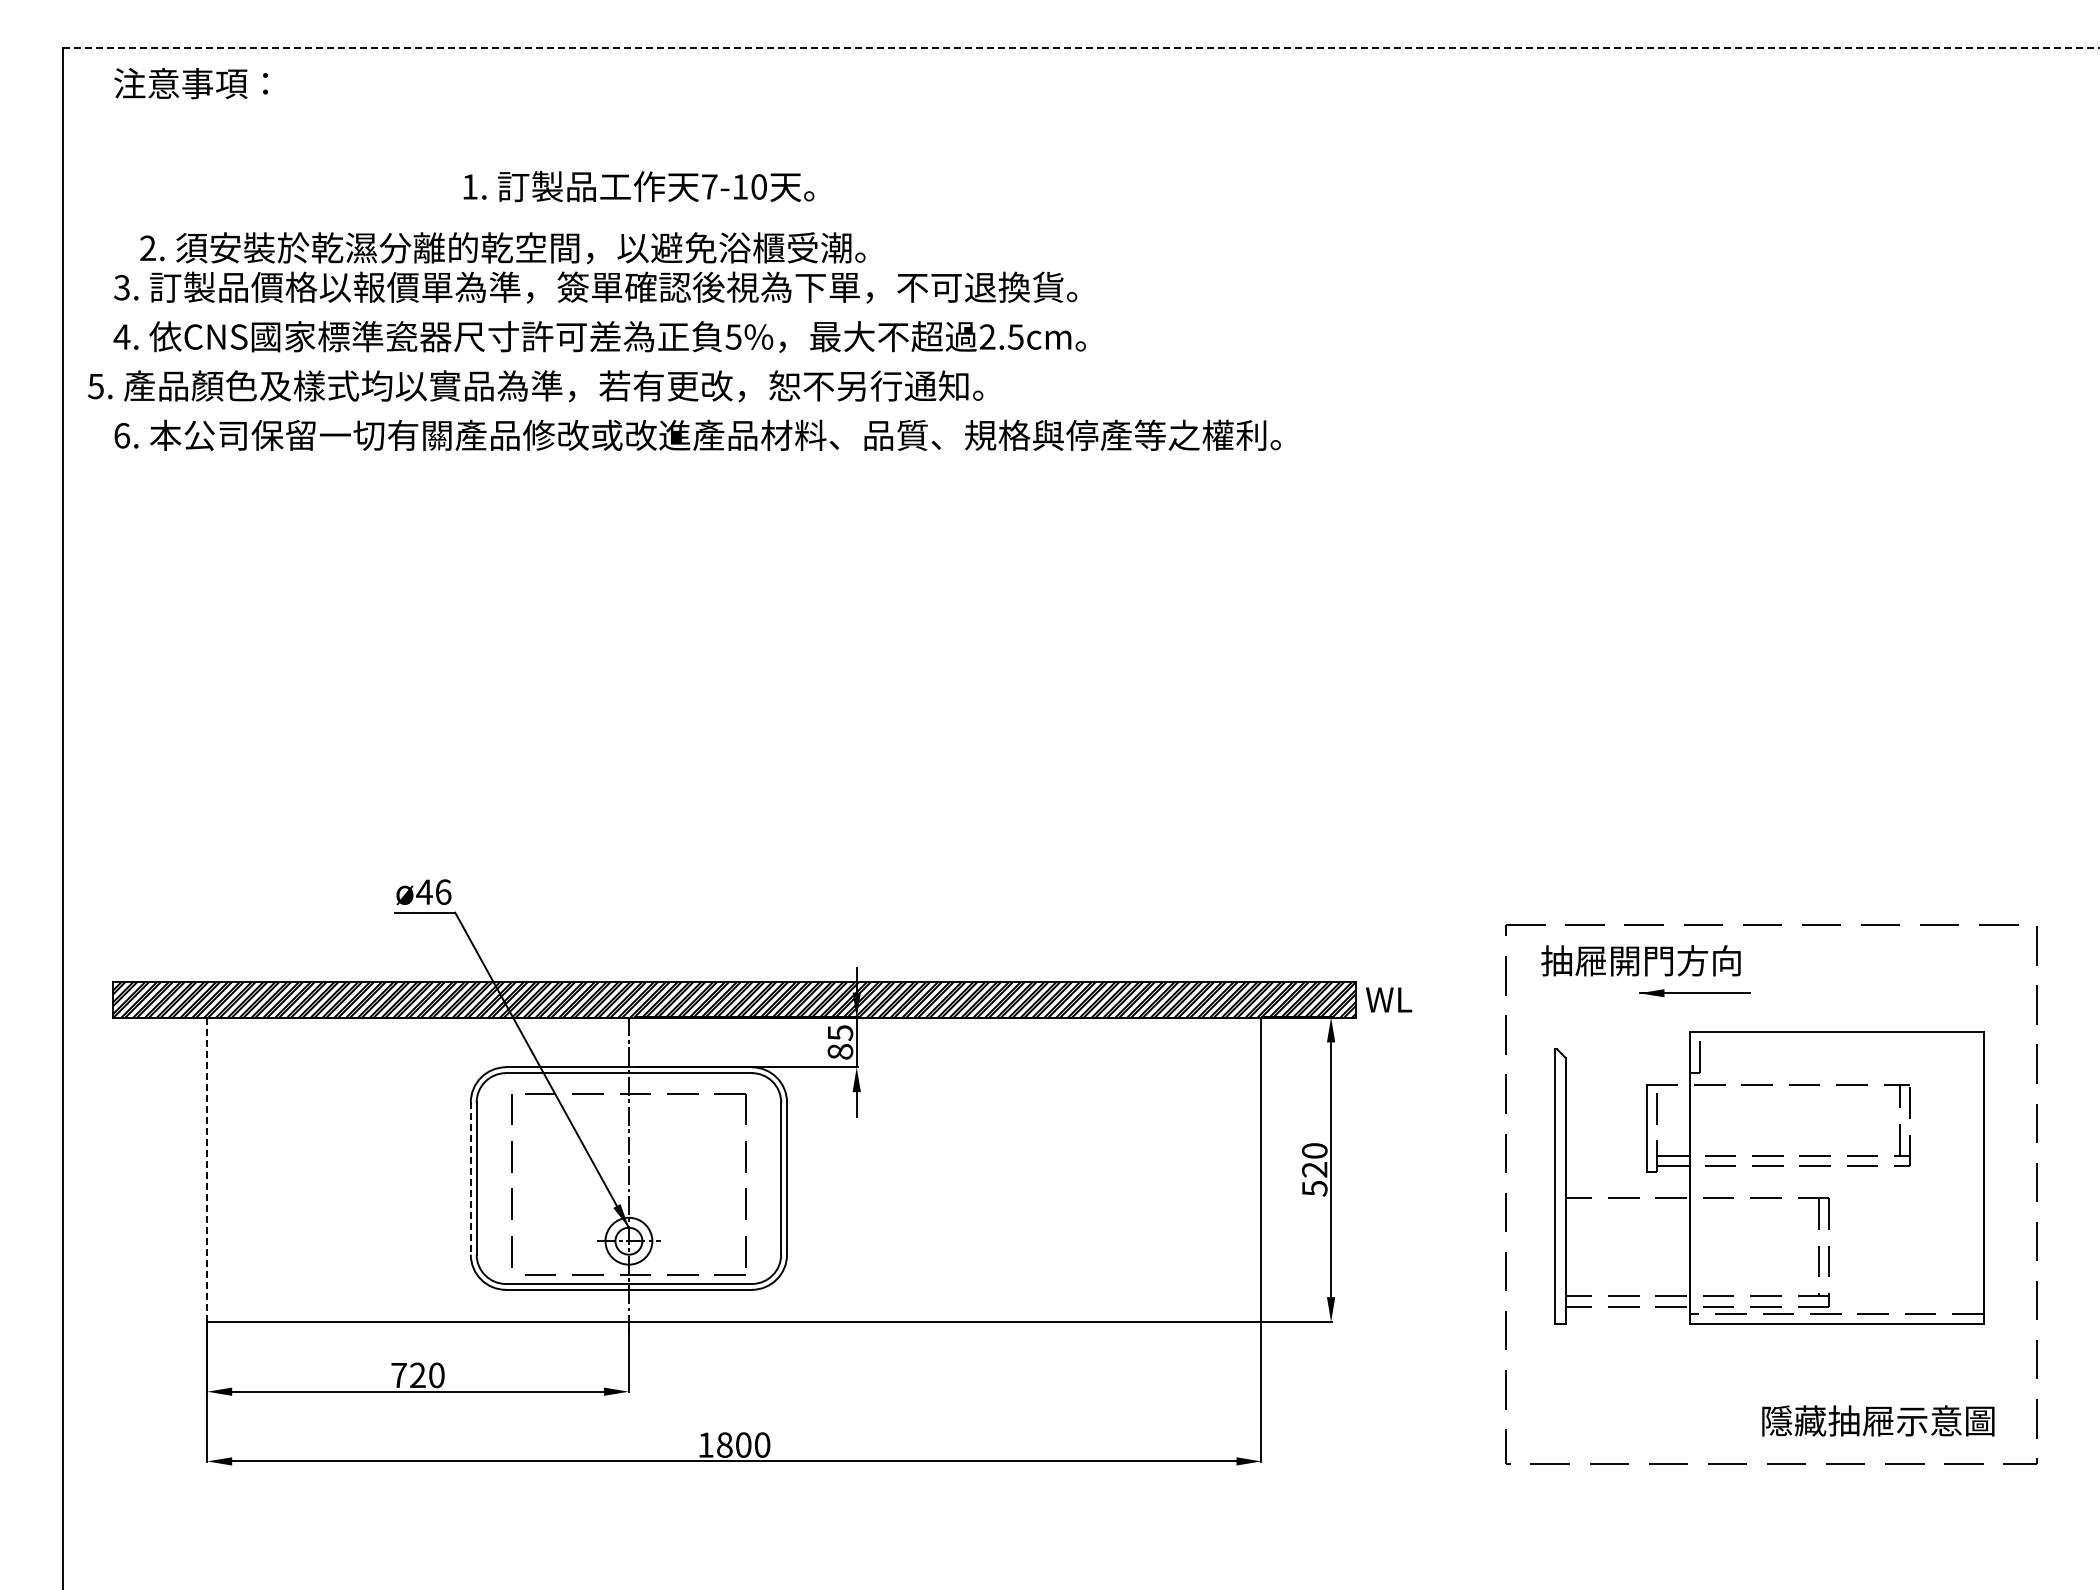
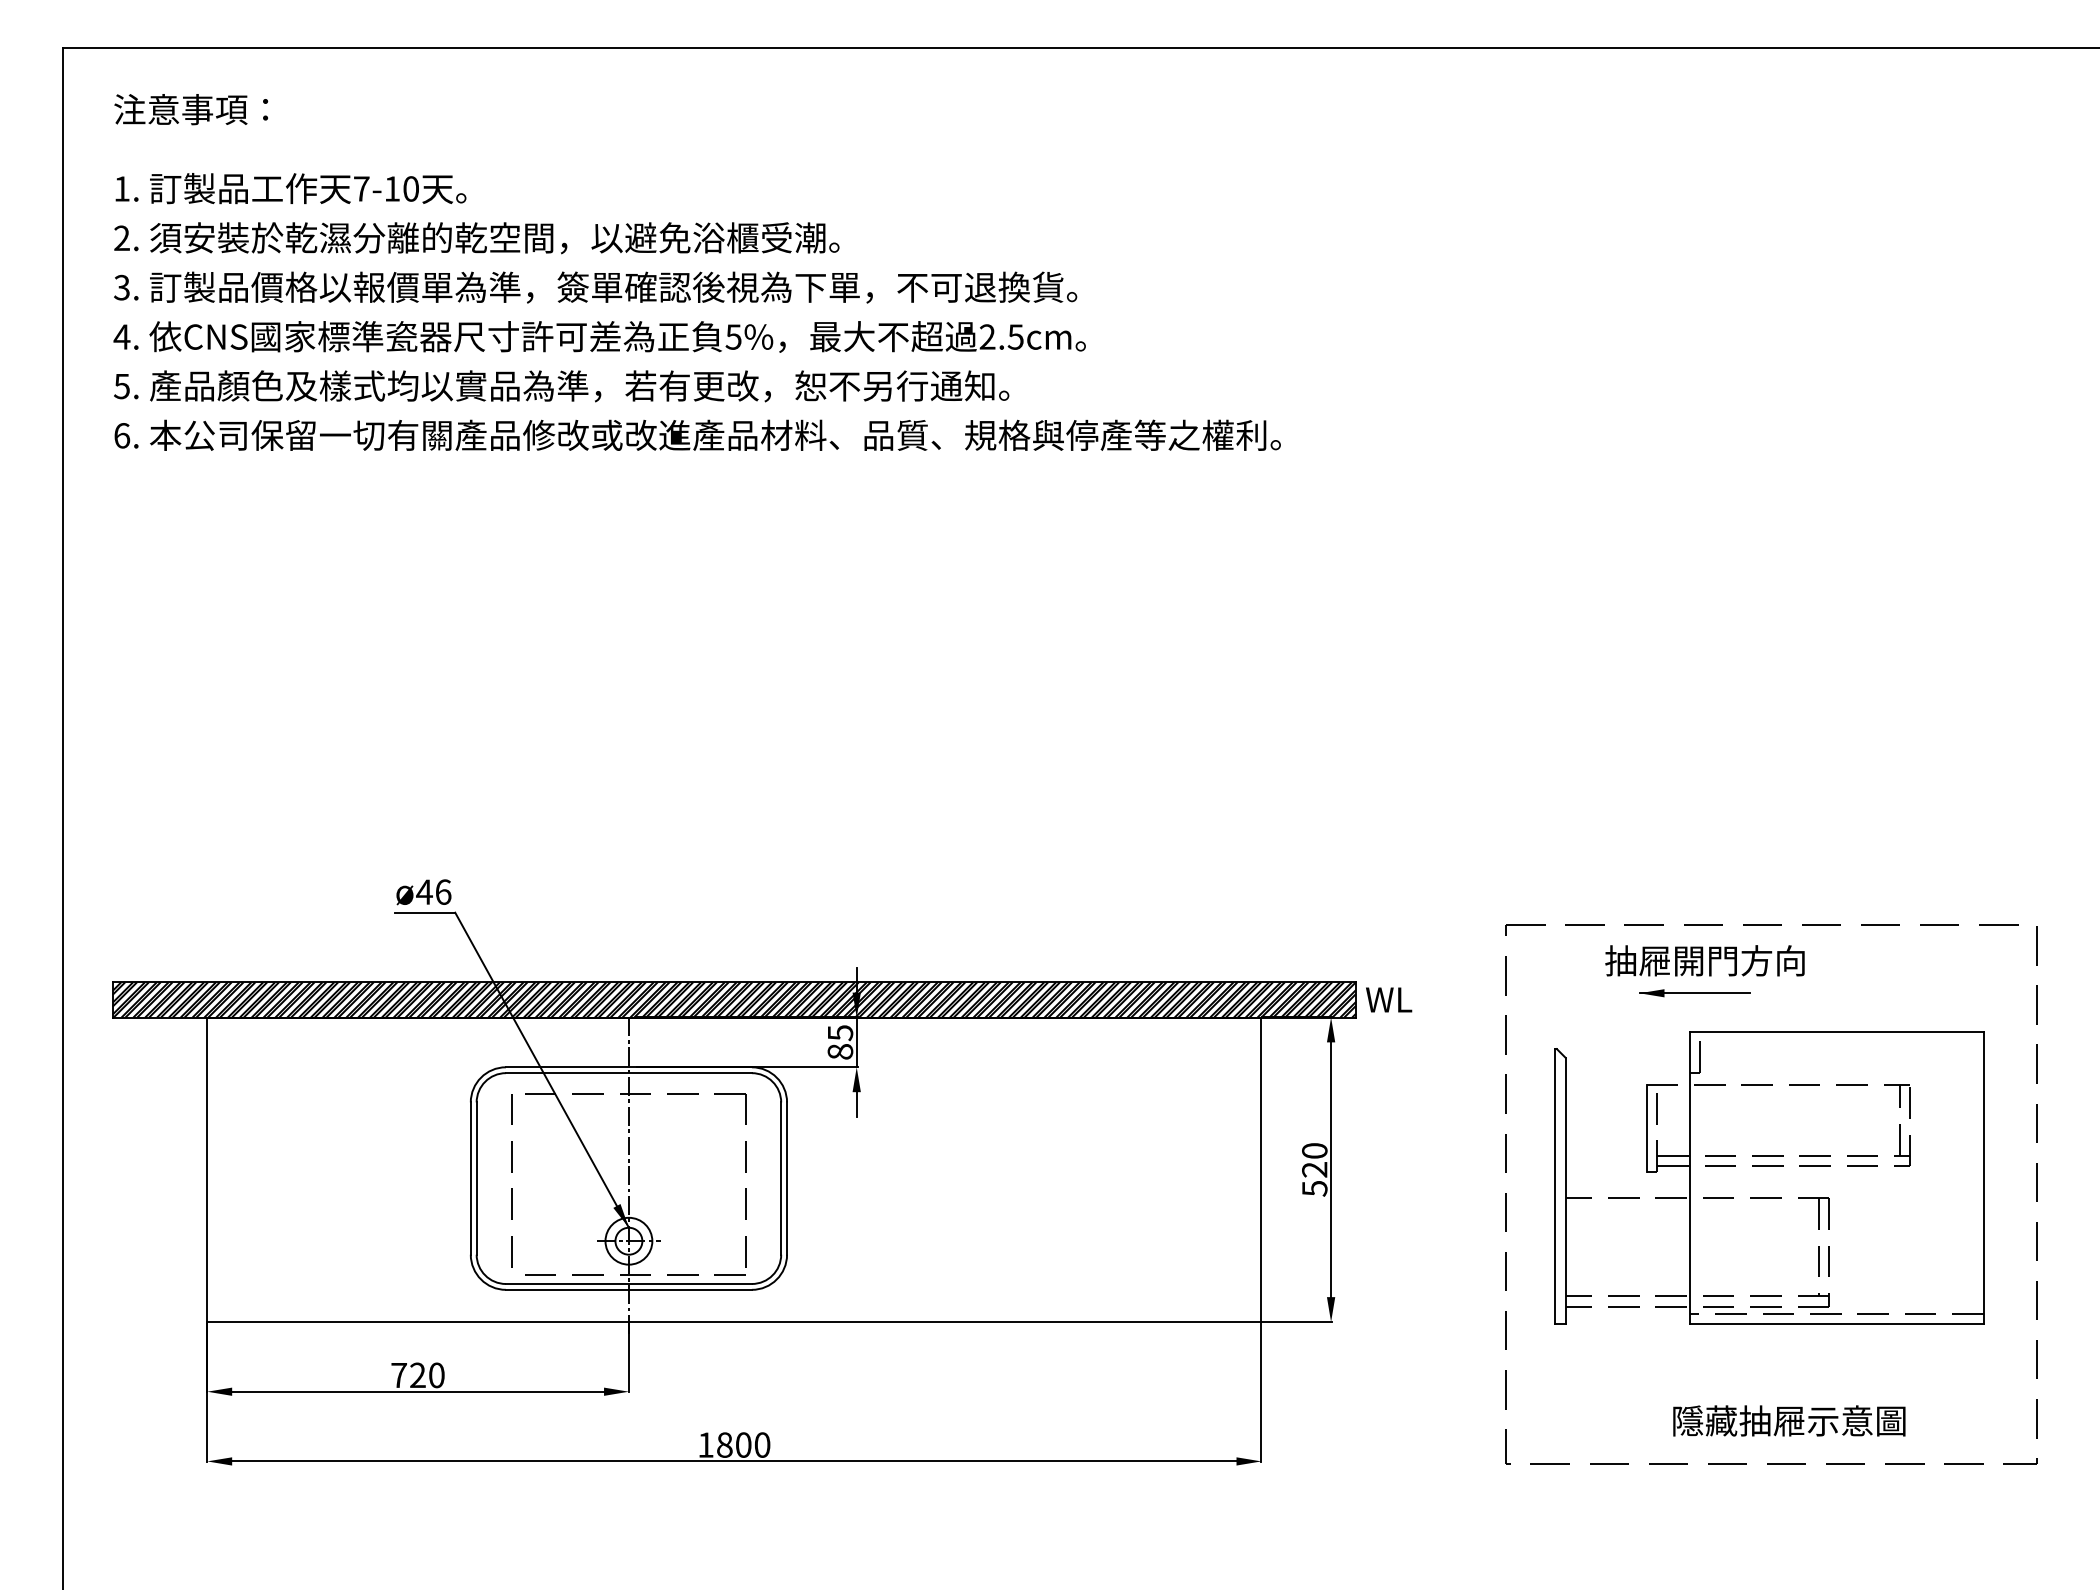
line: dashed -> solid (1081, 47)
text position: (191, 83) -> (191, 109) (191, 109)
text position: (638, 186) -> (290, 188) (290, 188)
text position: (502, 248) -> (476, 238) (476, 238)
text position: (535, 386) -> (561, 386) (561, 386)
text position: (1640, 960) -> (1704, 960) (1704, 960)
line: dashed -> solid (207, 1169)
line: dashed -> solid (470, 1179)
text position: (1878, 1420) -> (1789, 1420) (1789, 1420)
